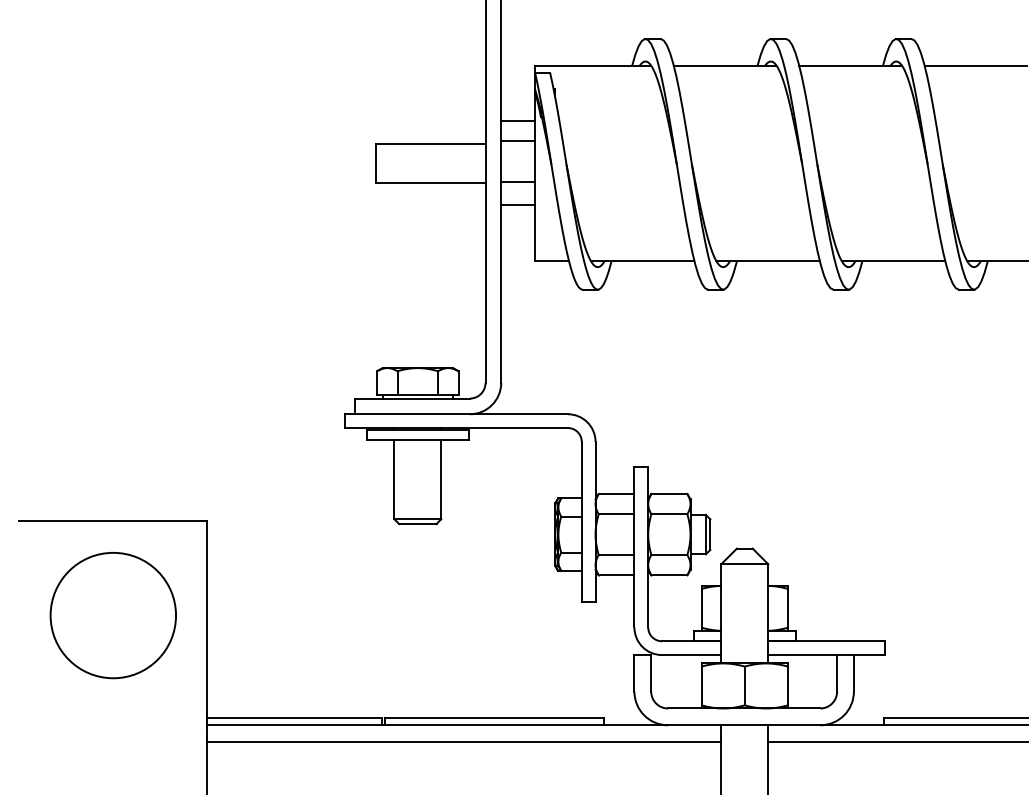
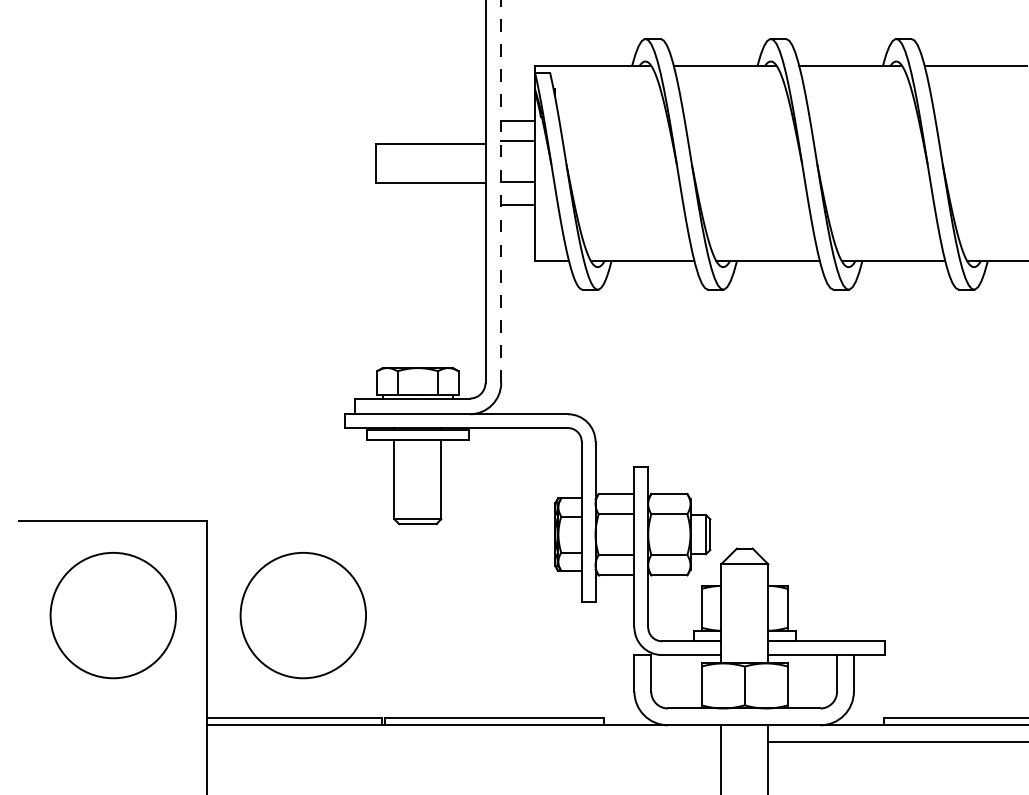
line: solid -> dashed (501, 191)
circle: none -> present (302, 615)
line: present -> none (464, 742)
